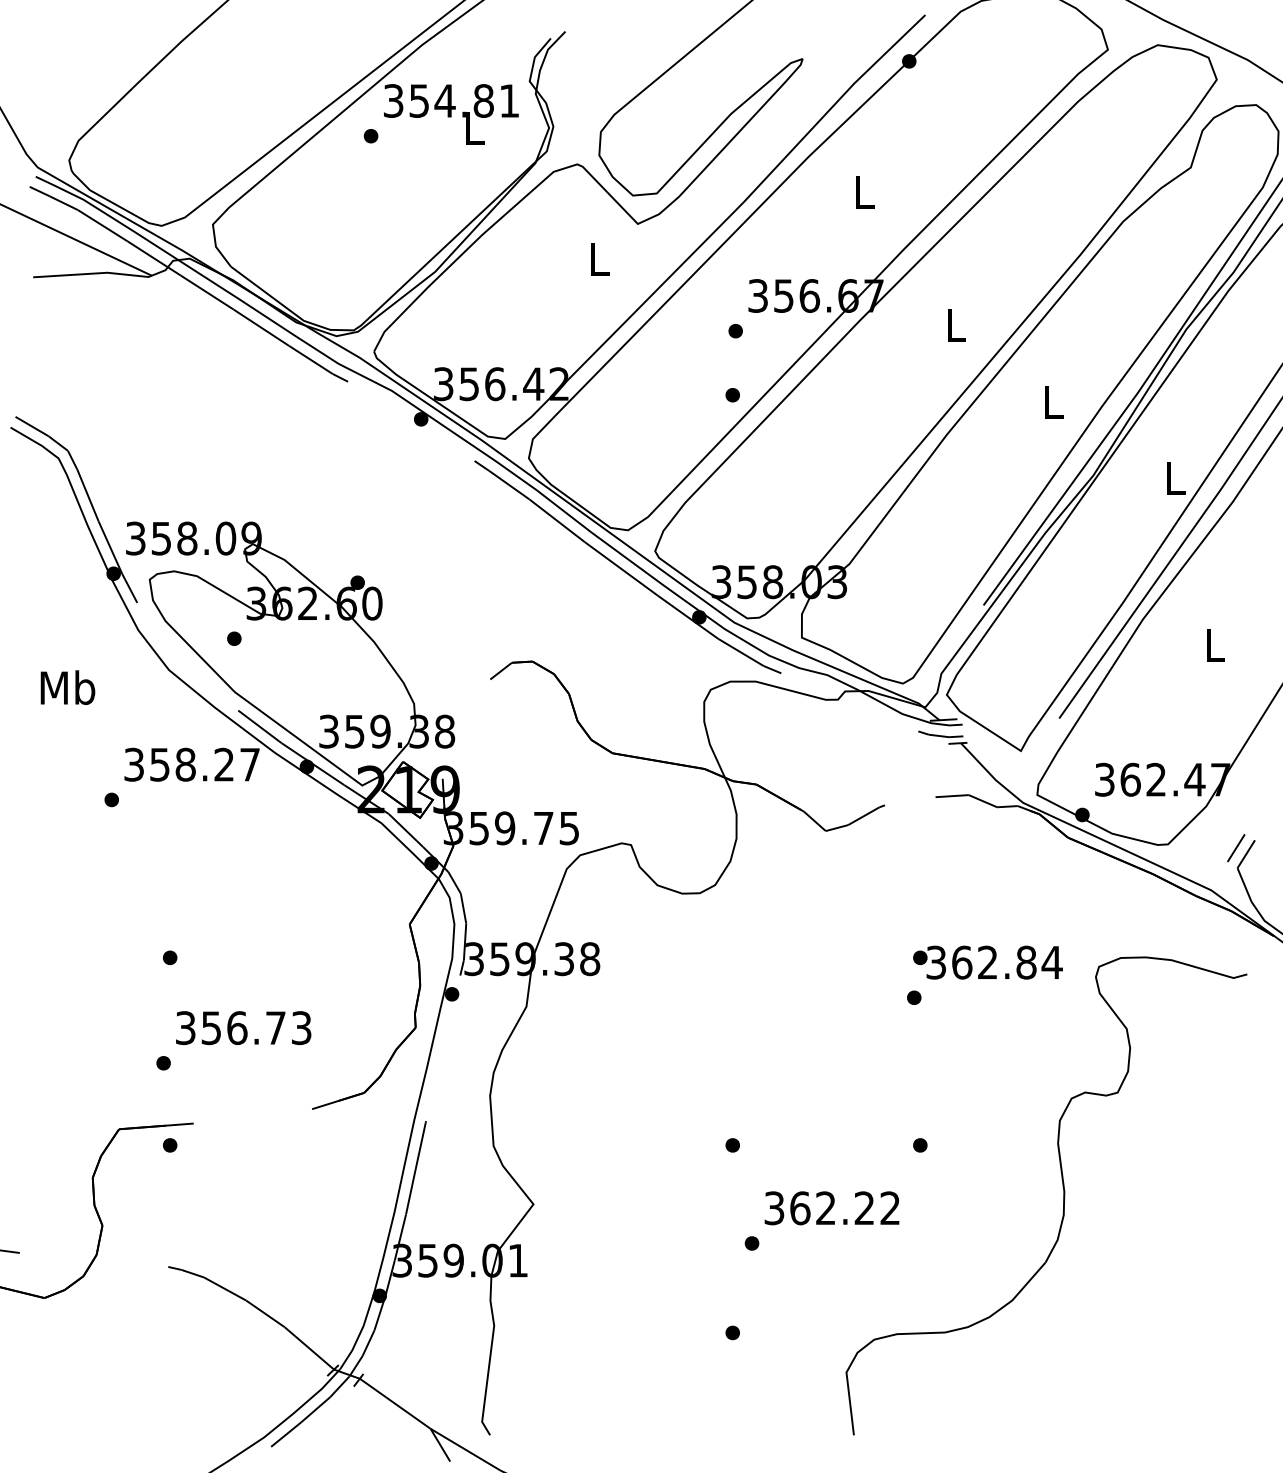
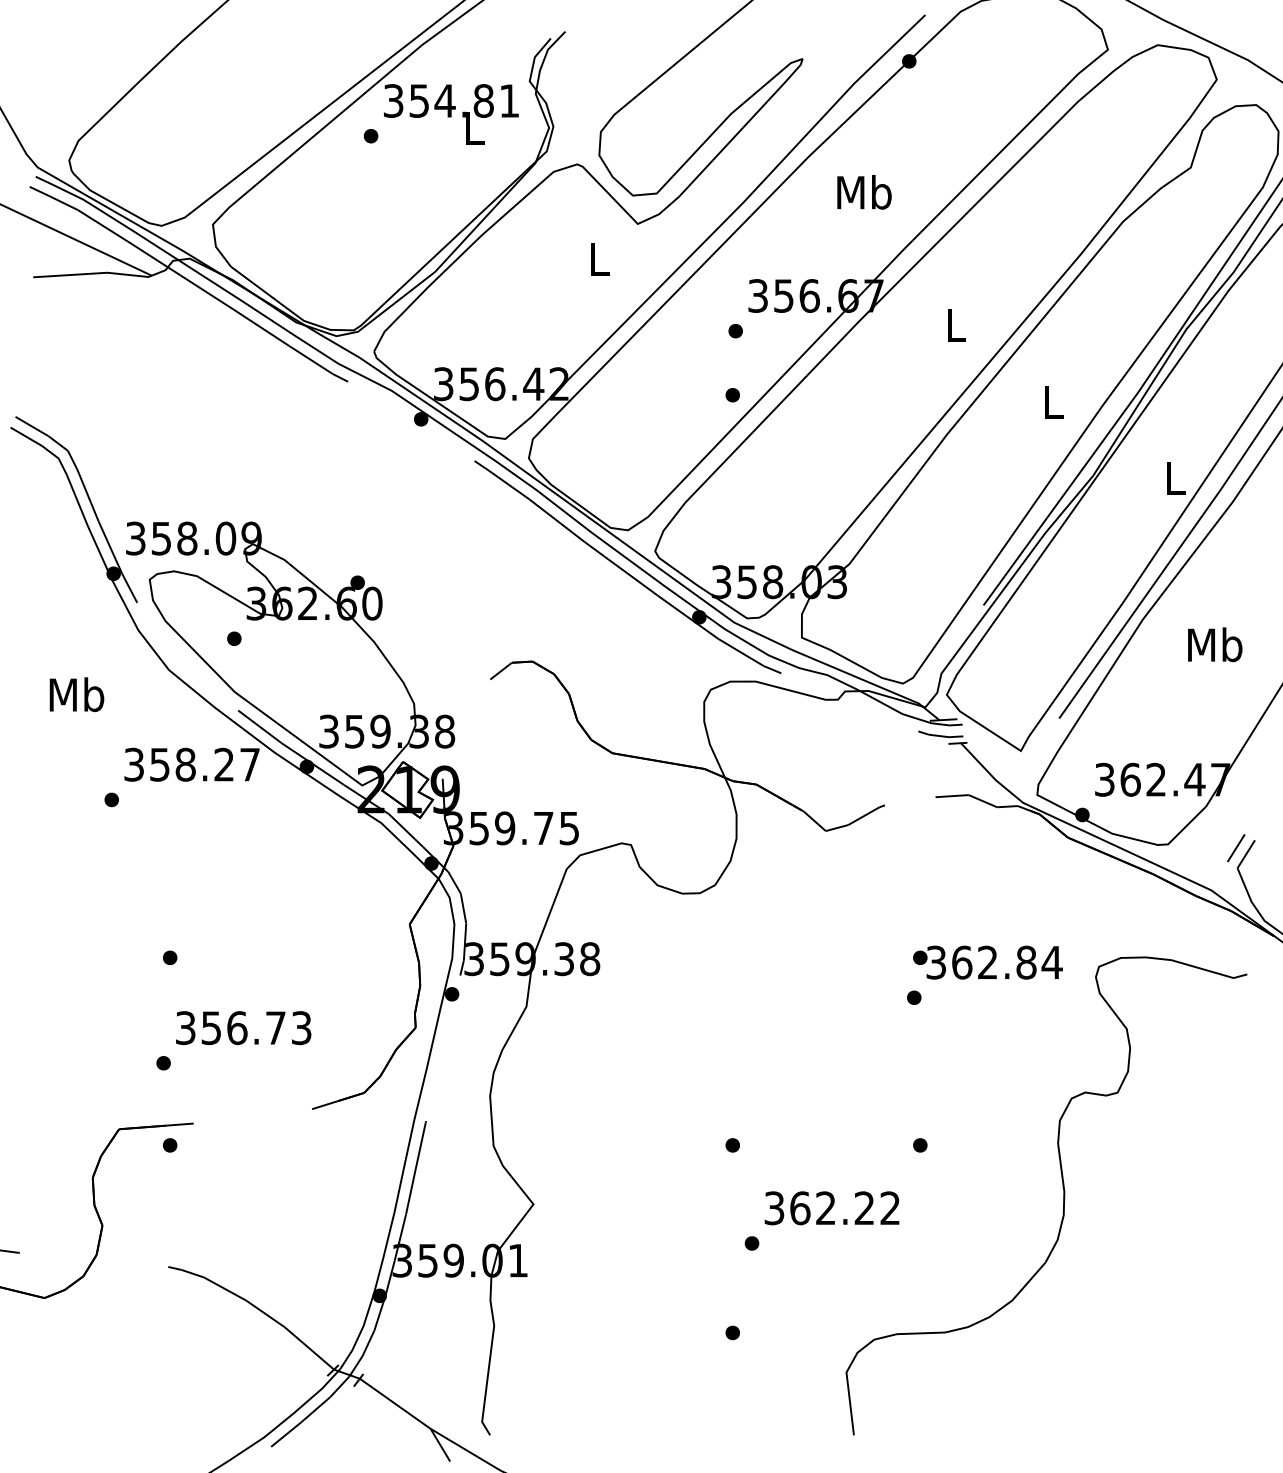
text: L -> Mb (864, 192)
text: L -> Mb (1215, 644)
text position: (67, 687) -> (76, 694) (76, 694)
